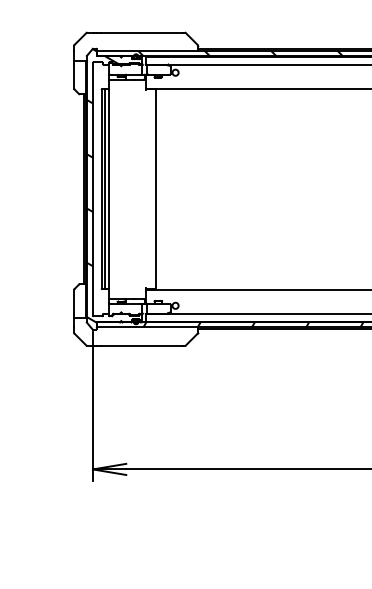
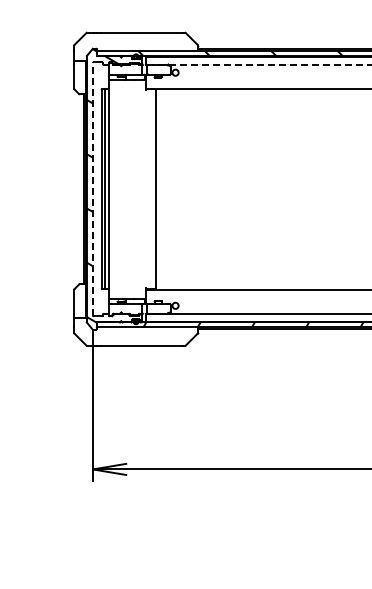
line: solid -> dashed (259, 64)
line: solid -> dashed (92, 188)
